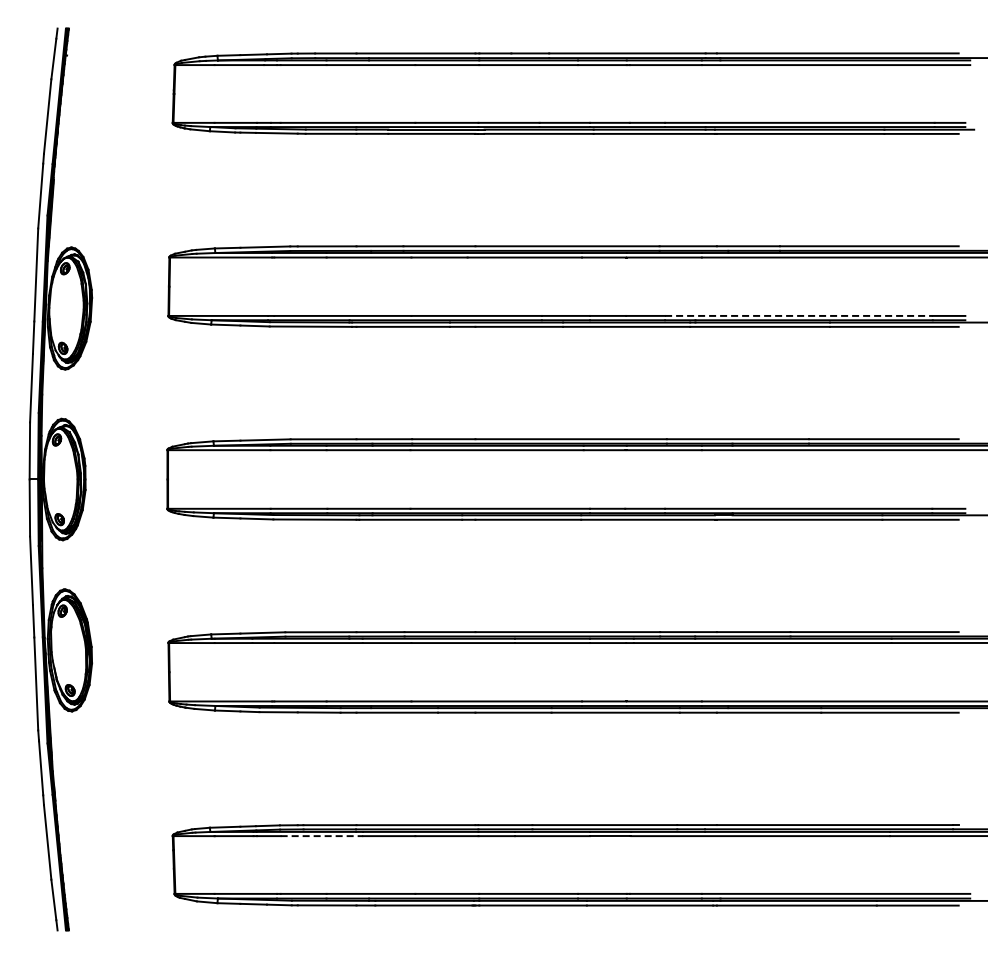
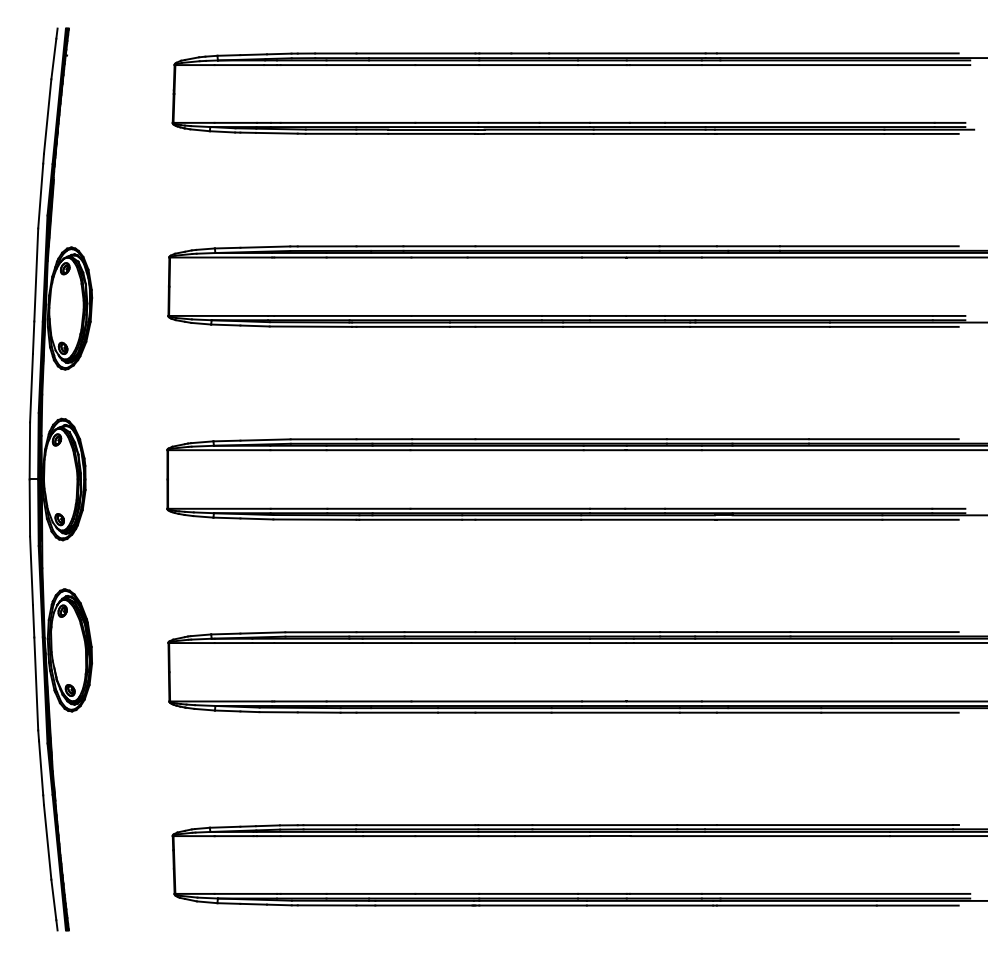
line: dashed -> solid (798, 315)
line: dashed -> solid (322, 836)
